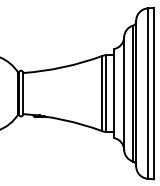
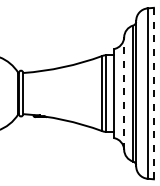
line: solid -> dashed (124, 93)
line: solid -> dashed (153, 93)
